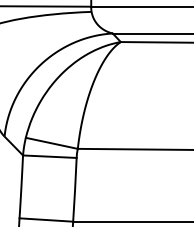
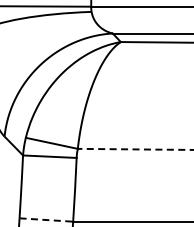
line: solid -> dashed (135, 149)
line: solid -> dashed (46, 220)
